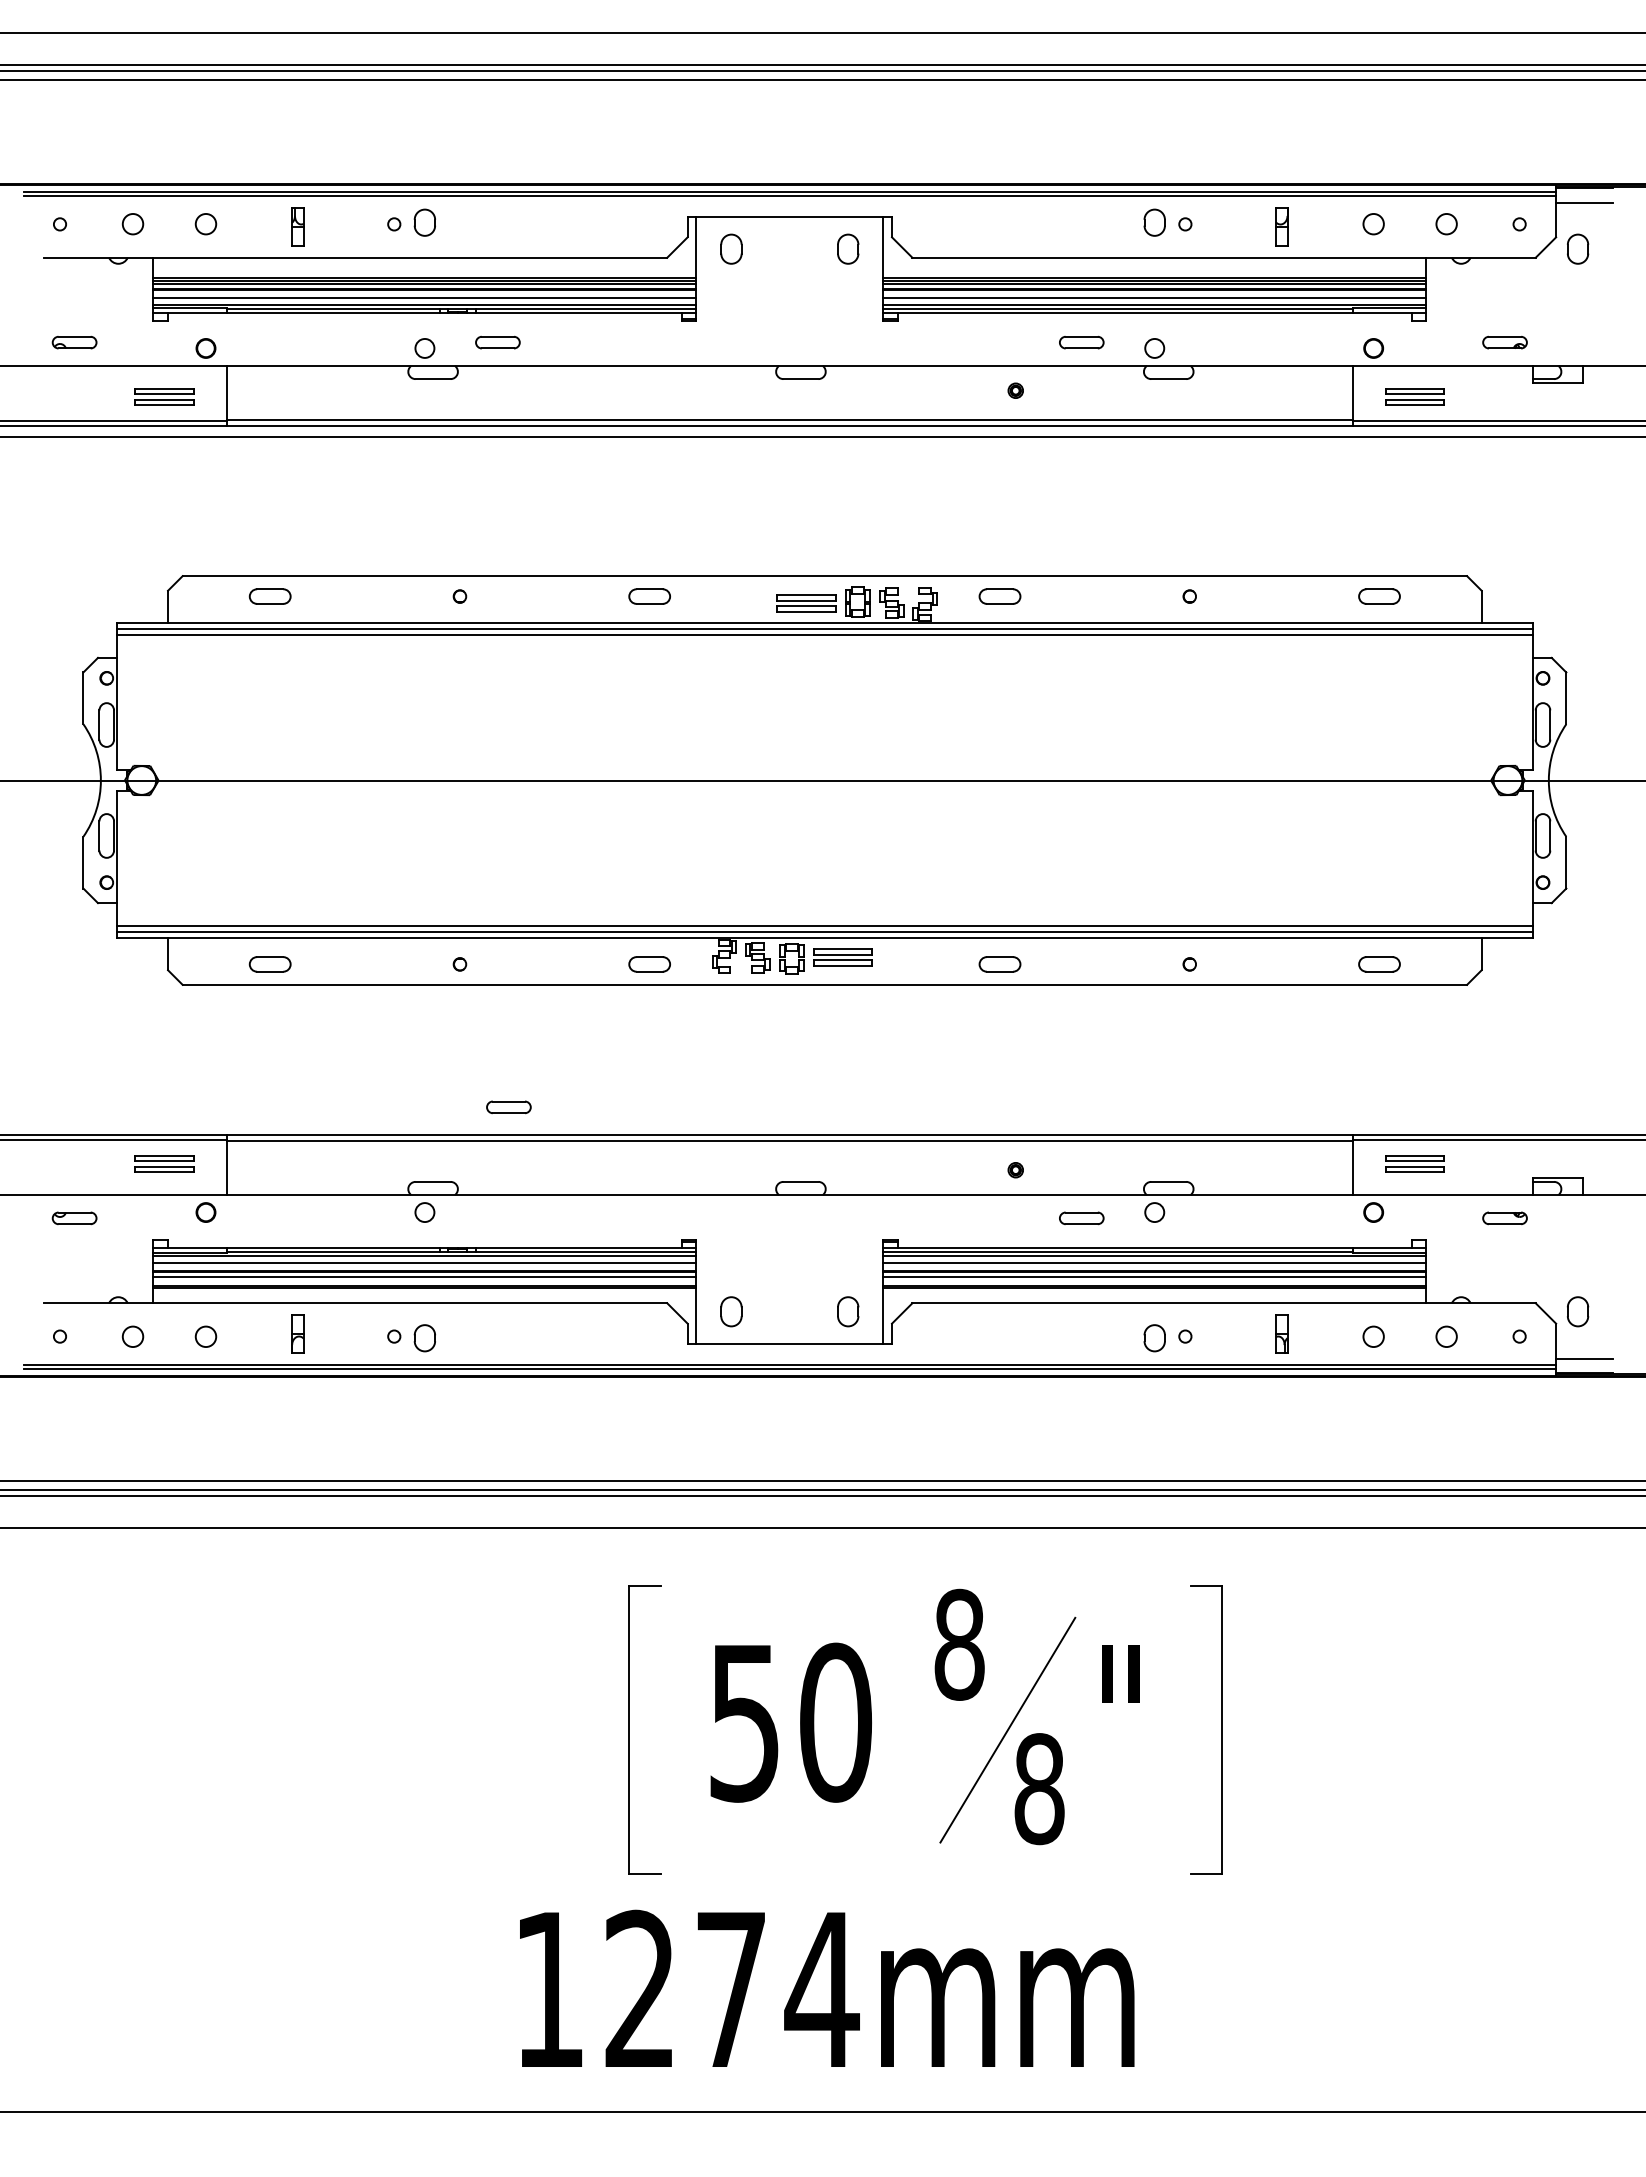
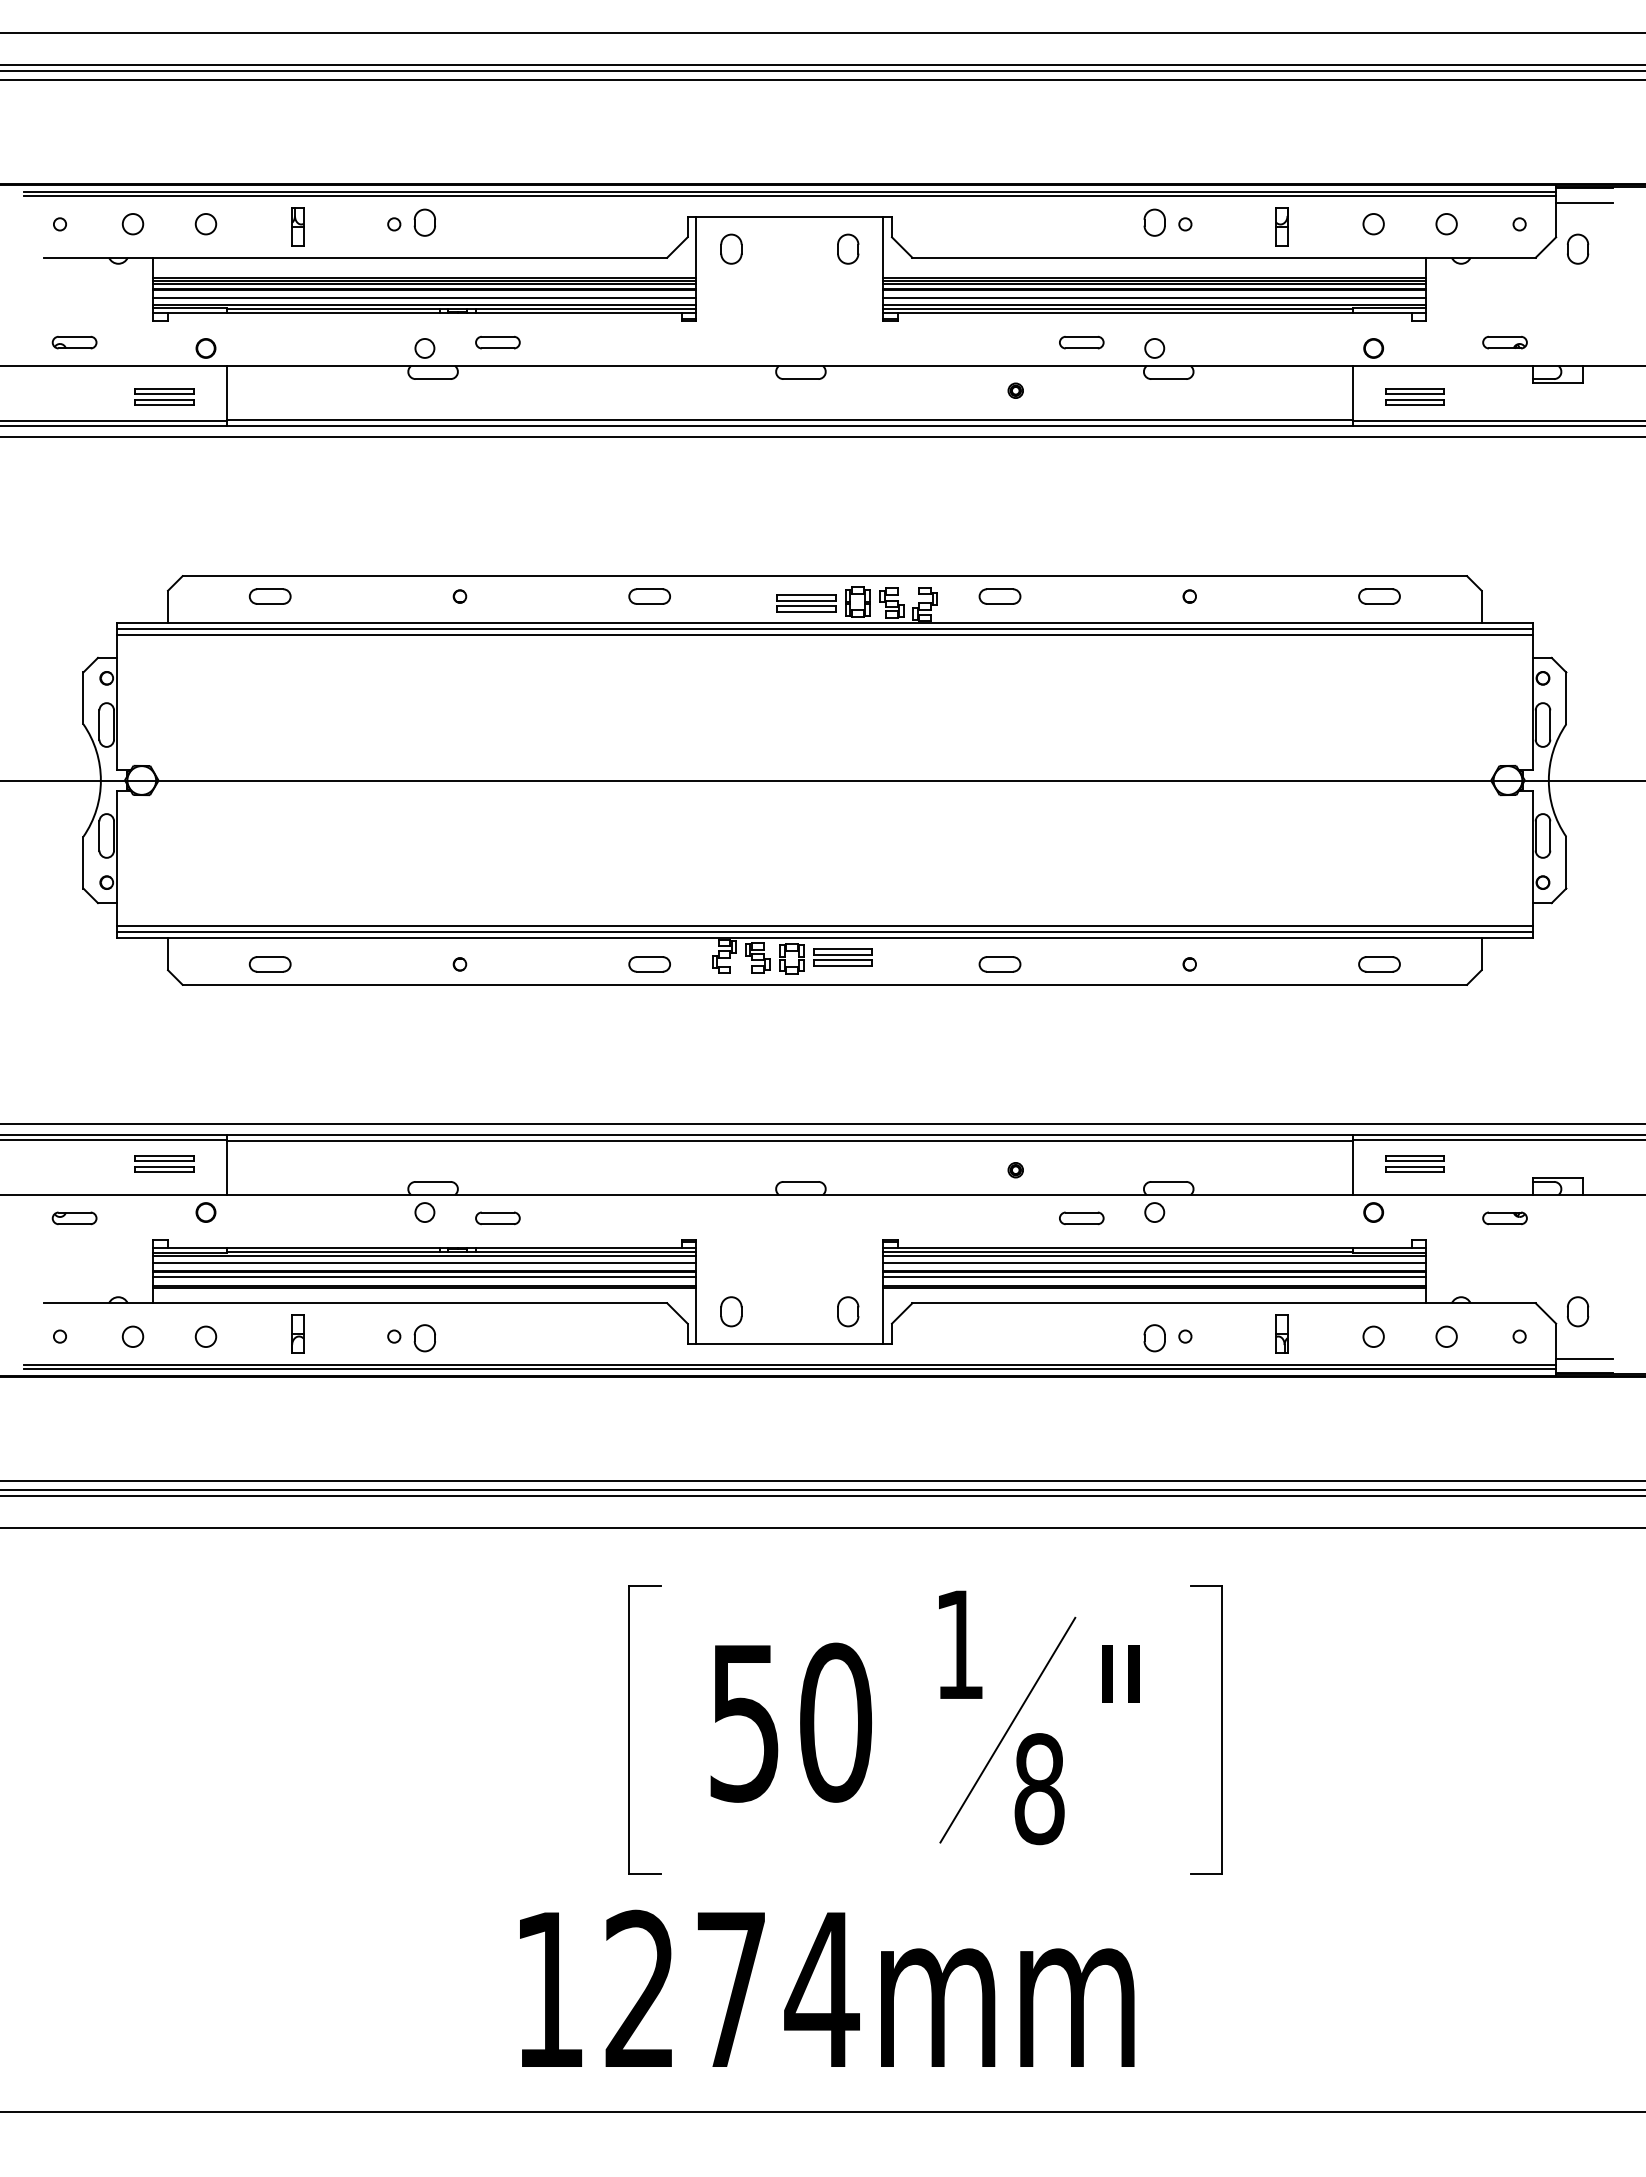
part position: (508, 1107) -> (497, 1218) (497, 1218)
line: none -> present (822, 1123)
text: 8 -> 1 (959, 1644)
